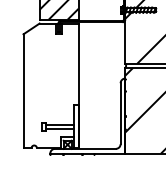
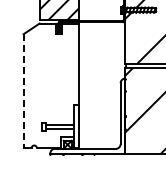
line: solid -> dashed (23, 91)
